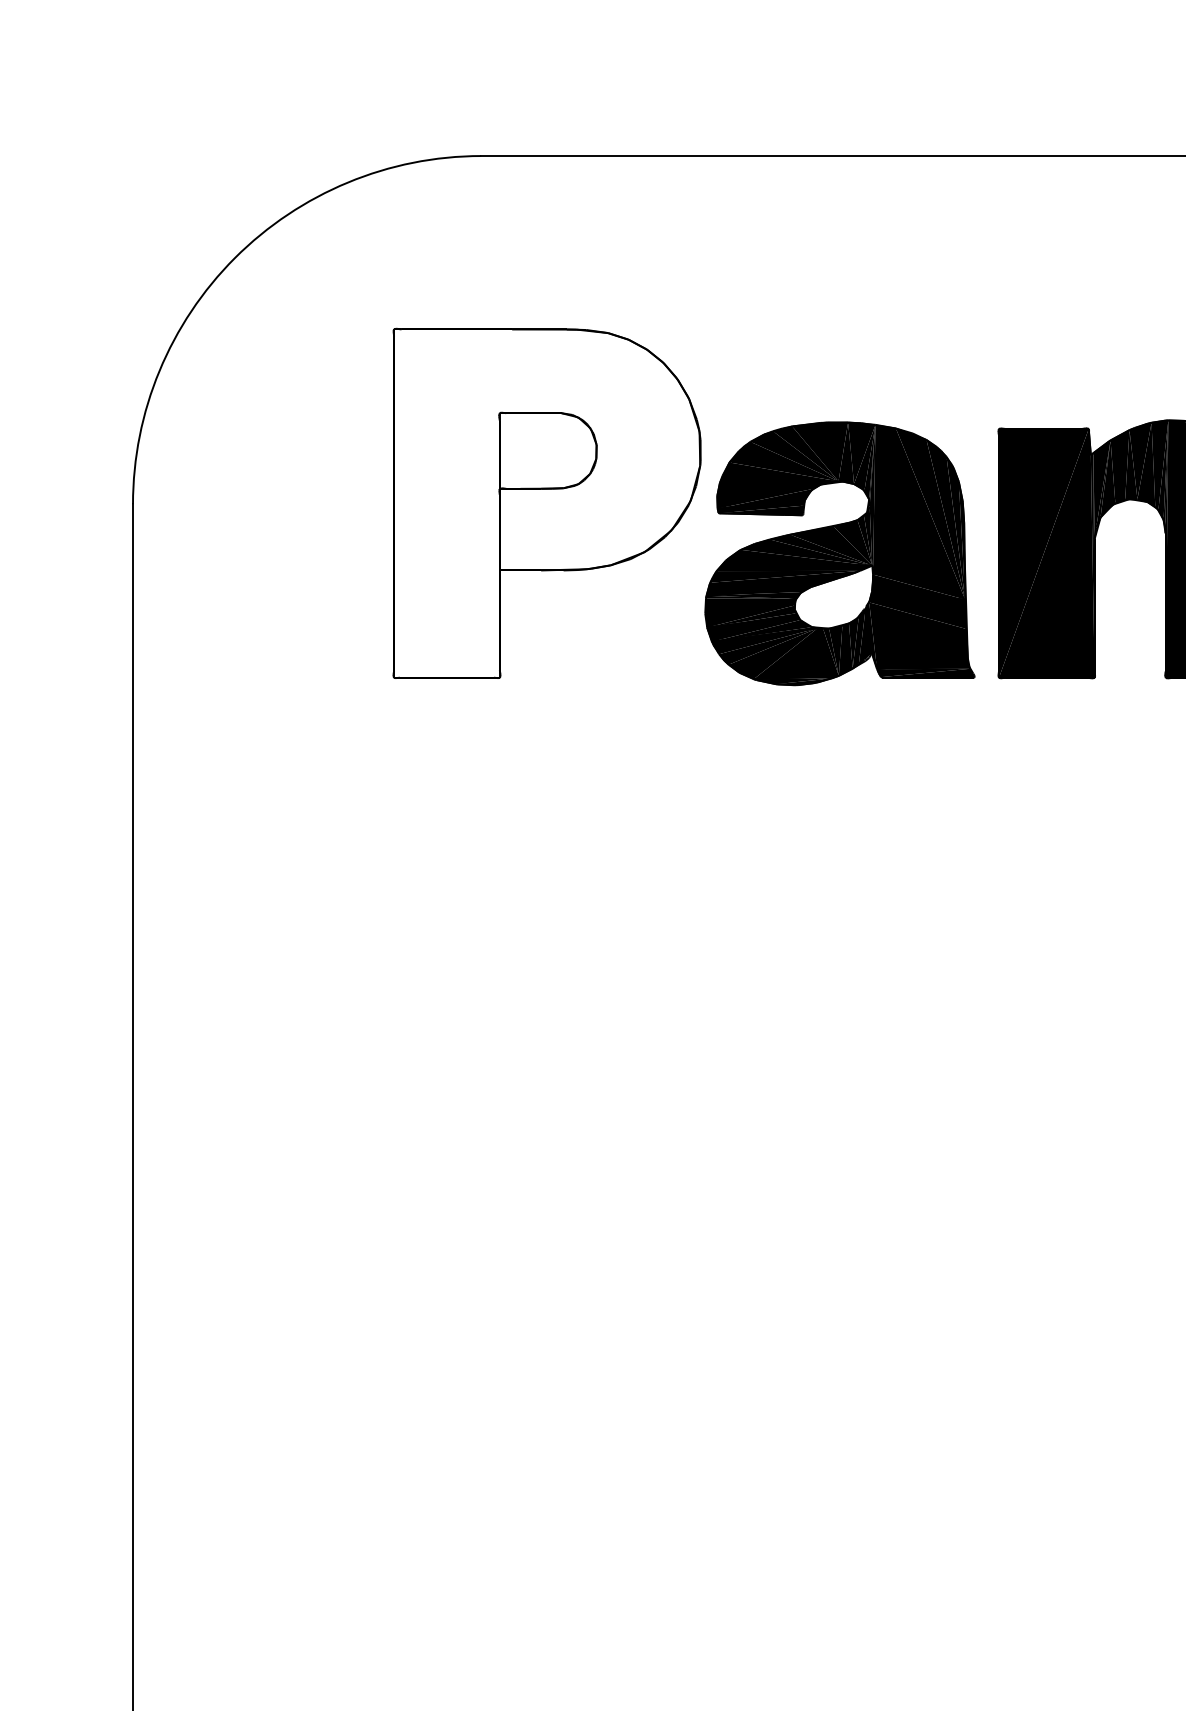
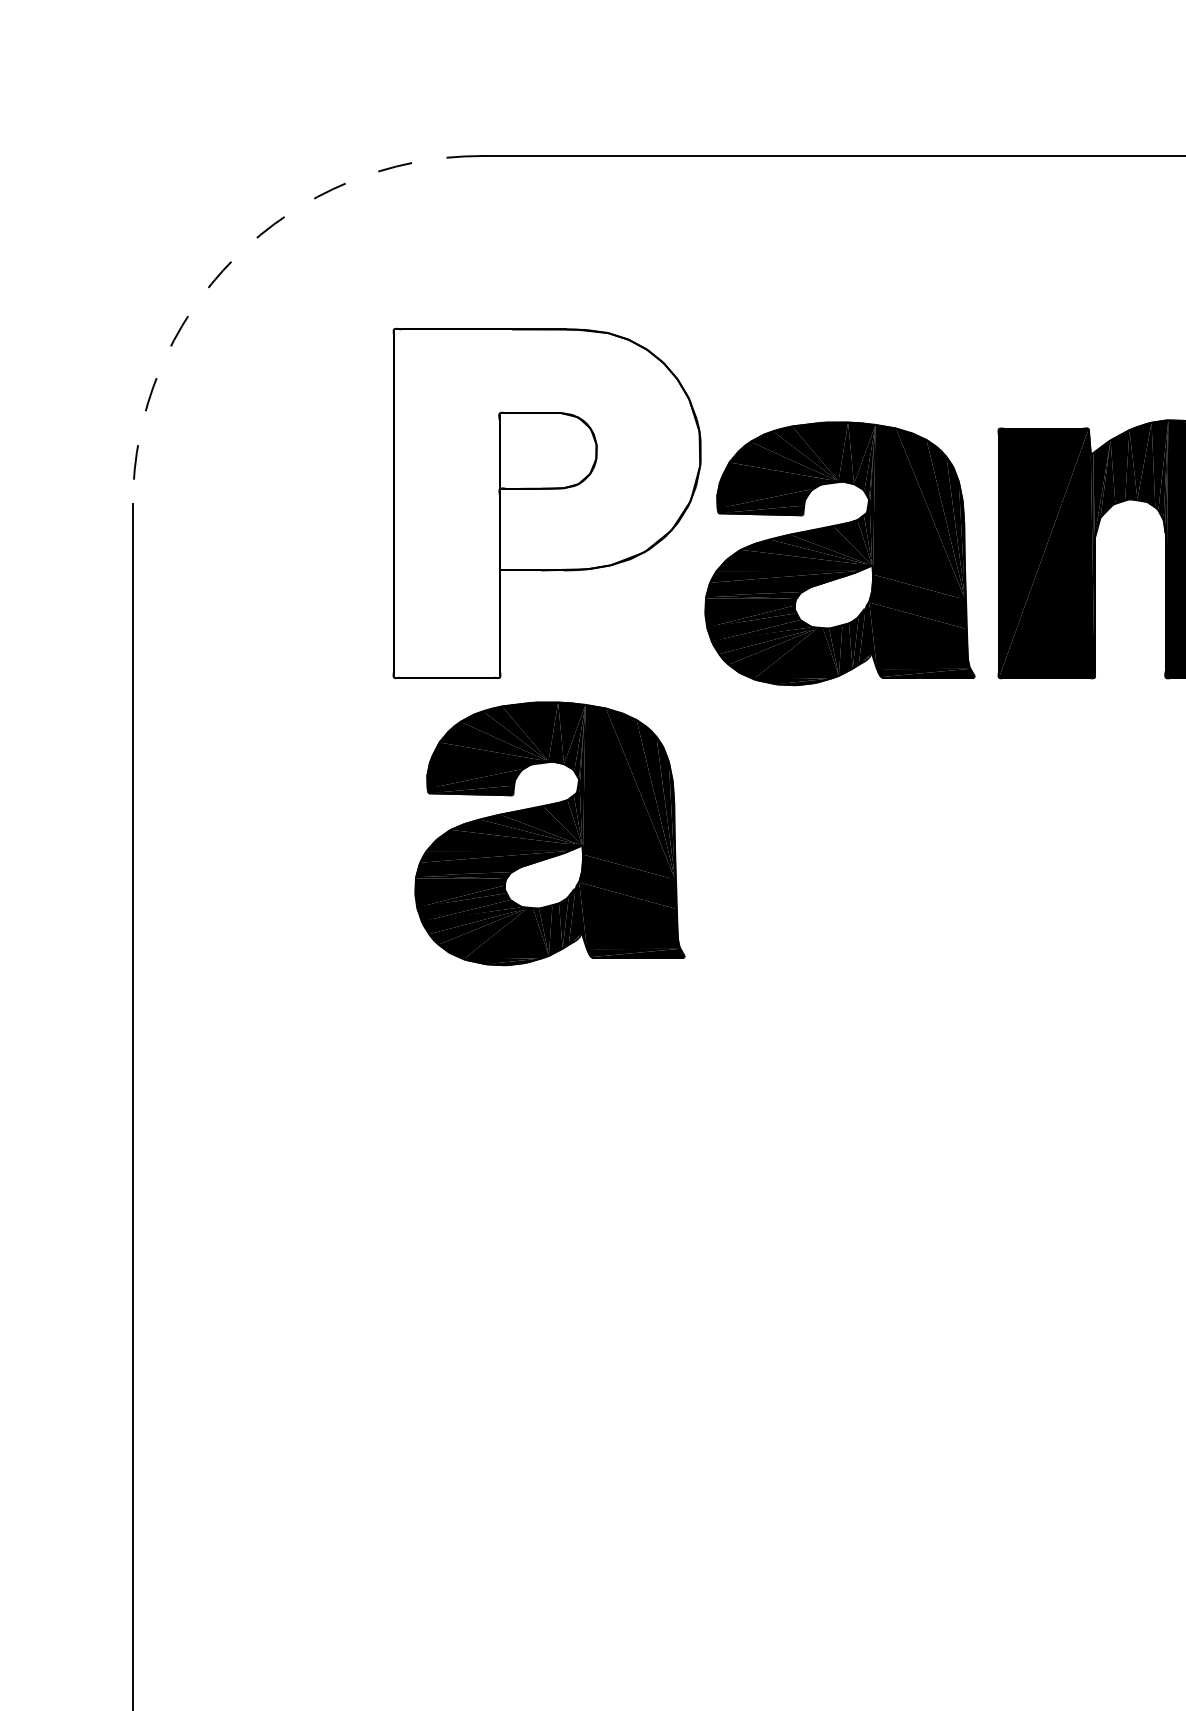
arc: solid -> dashed (235, 258)
part: none -> present (549, 833)
